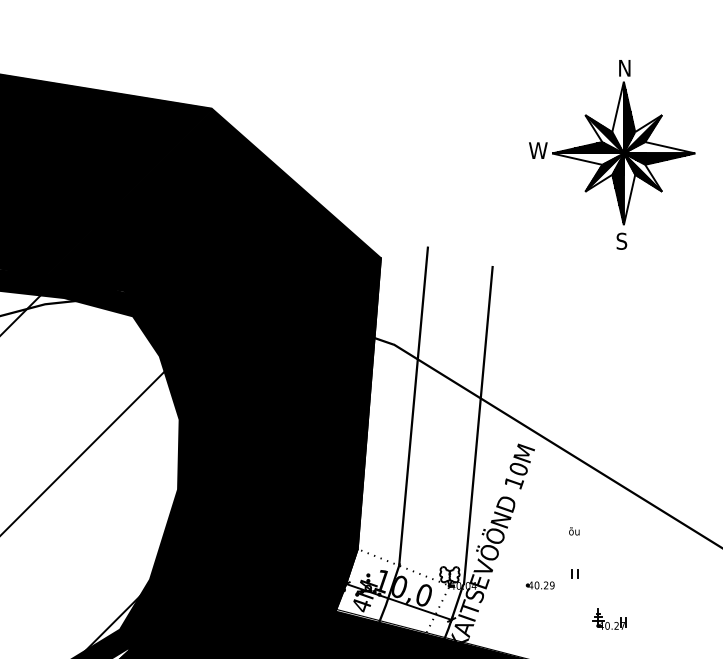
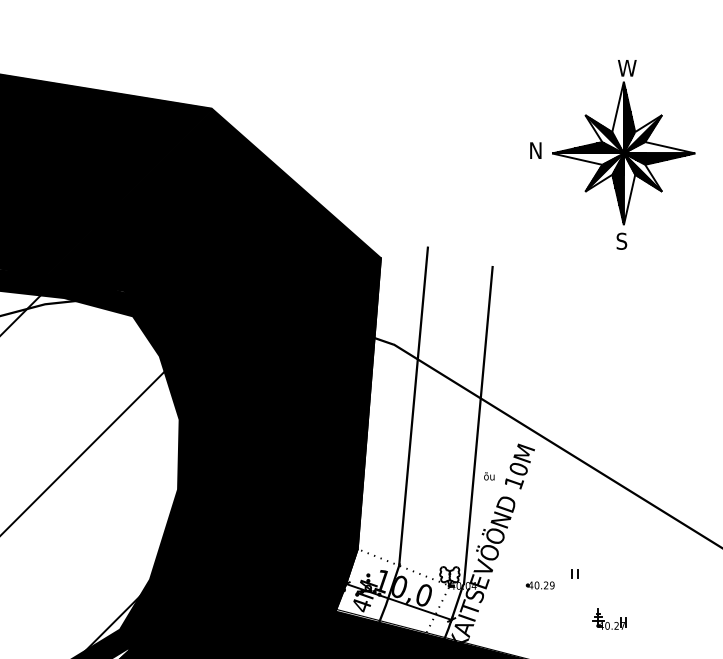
text: N -> W (626, 68)
text: W -> N (538, 150)
text position: (574, 531) -> (489, 476) (489, 476)
